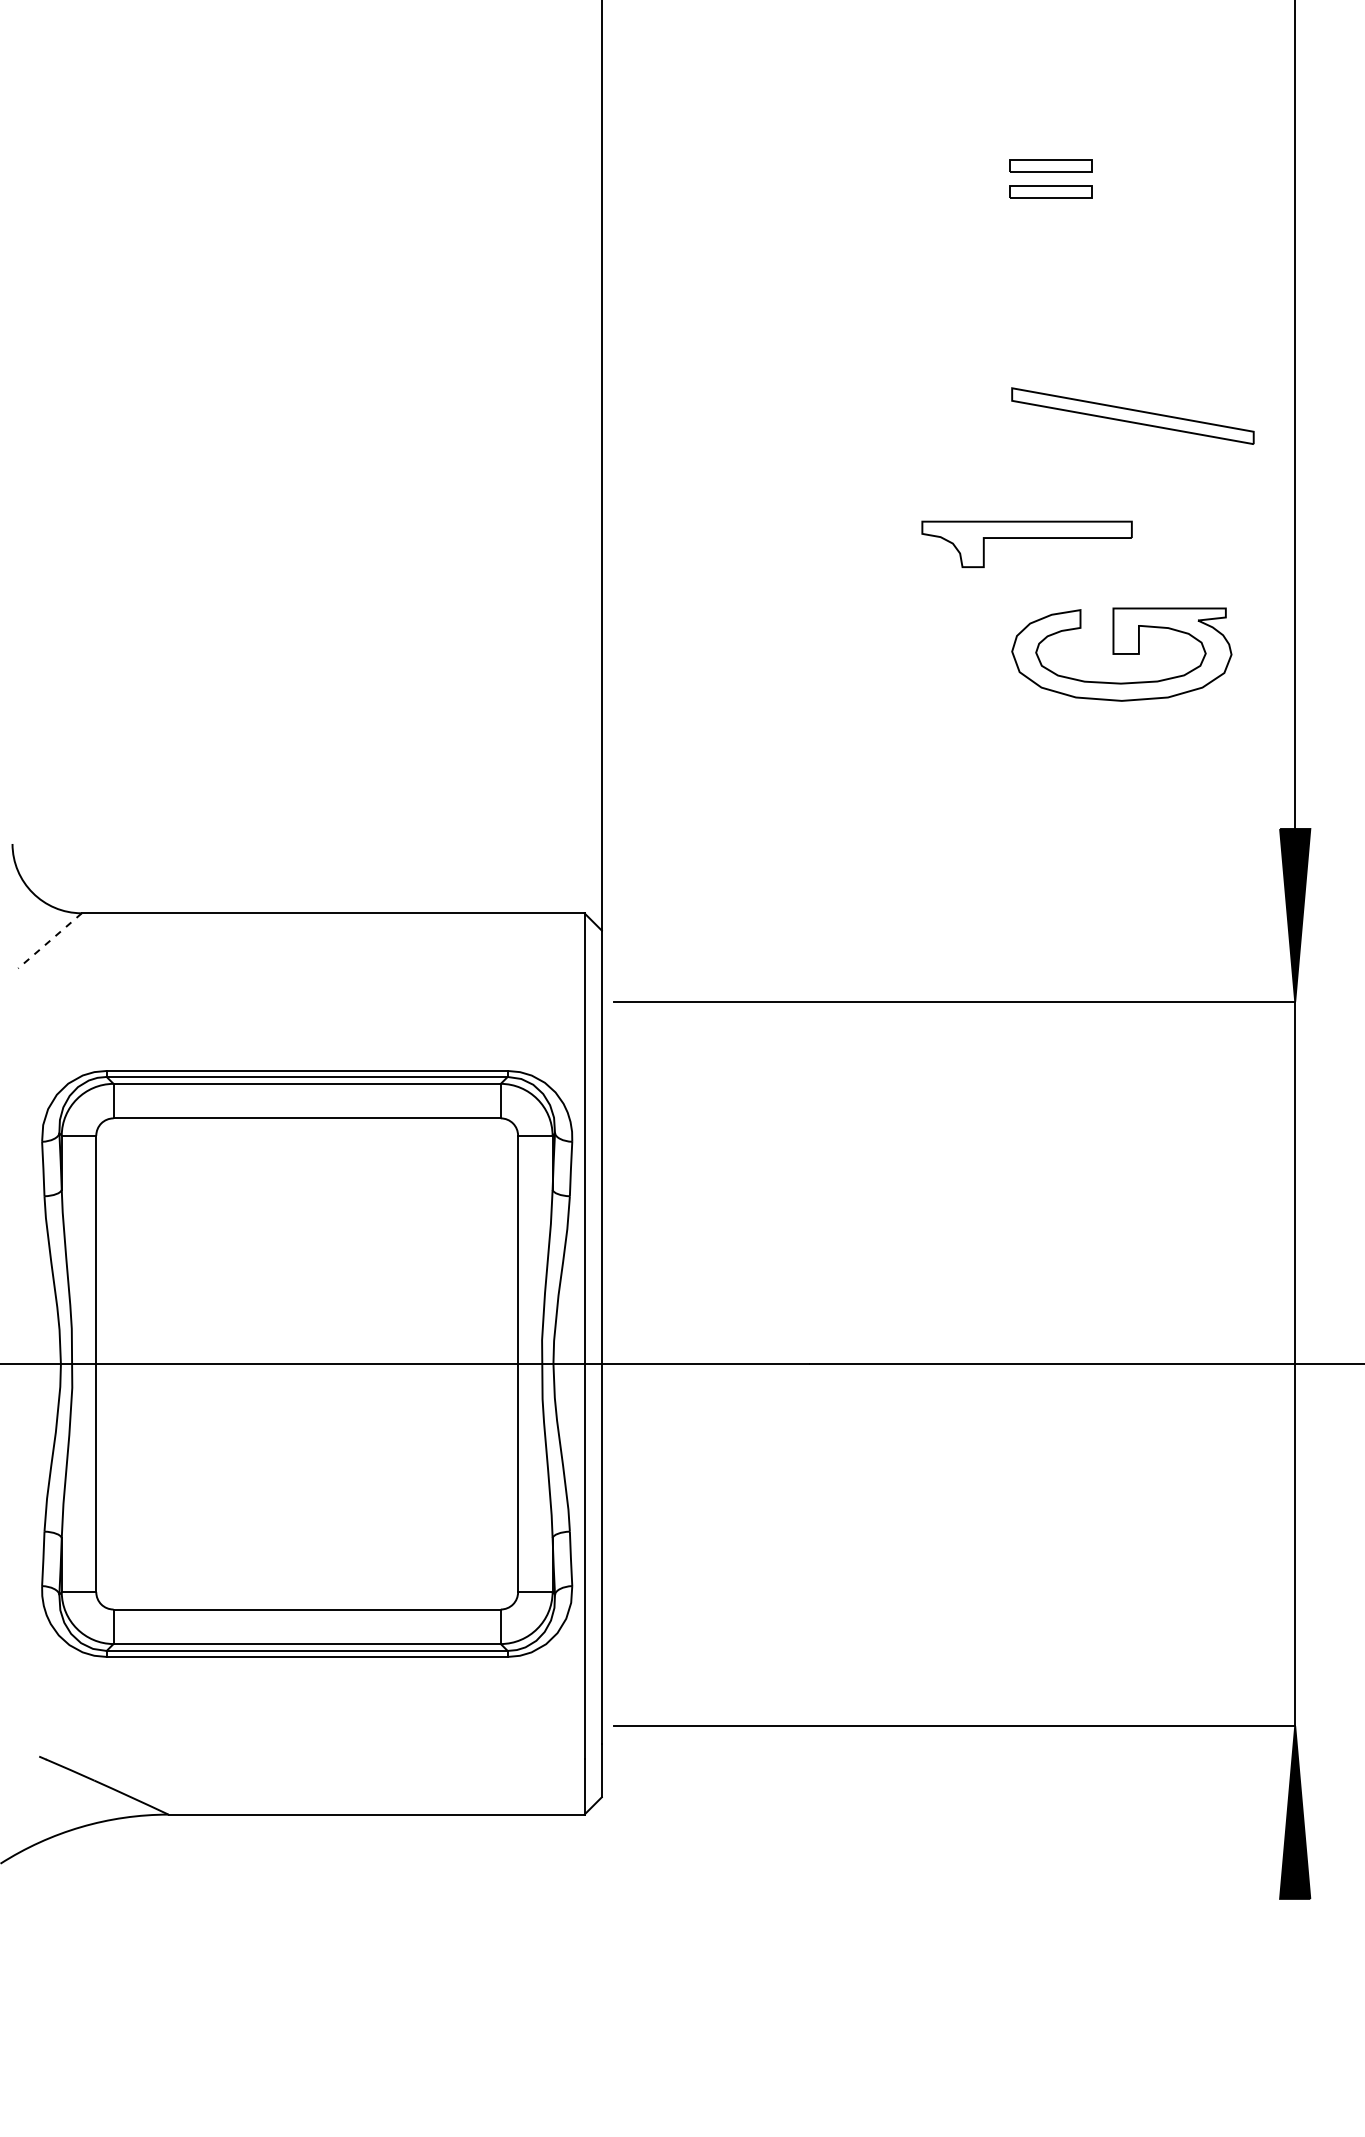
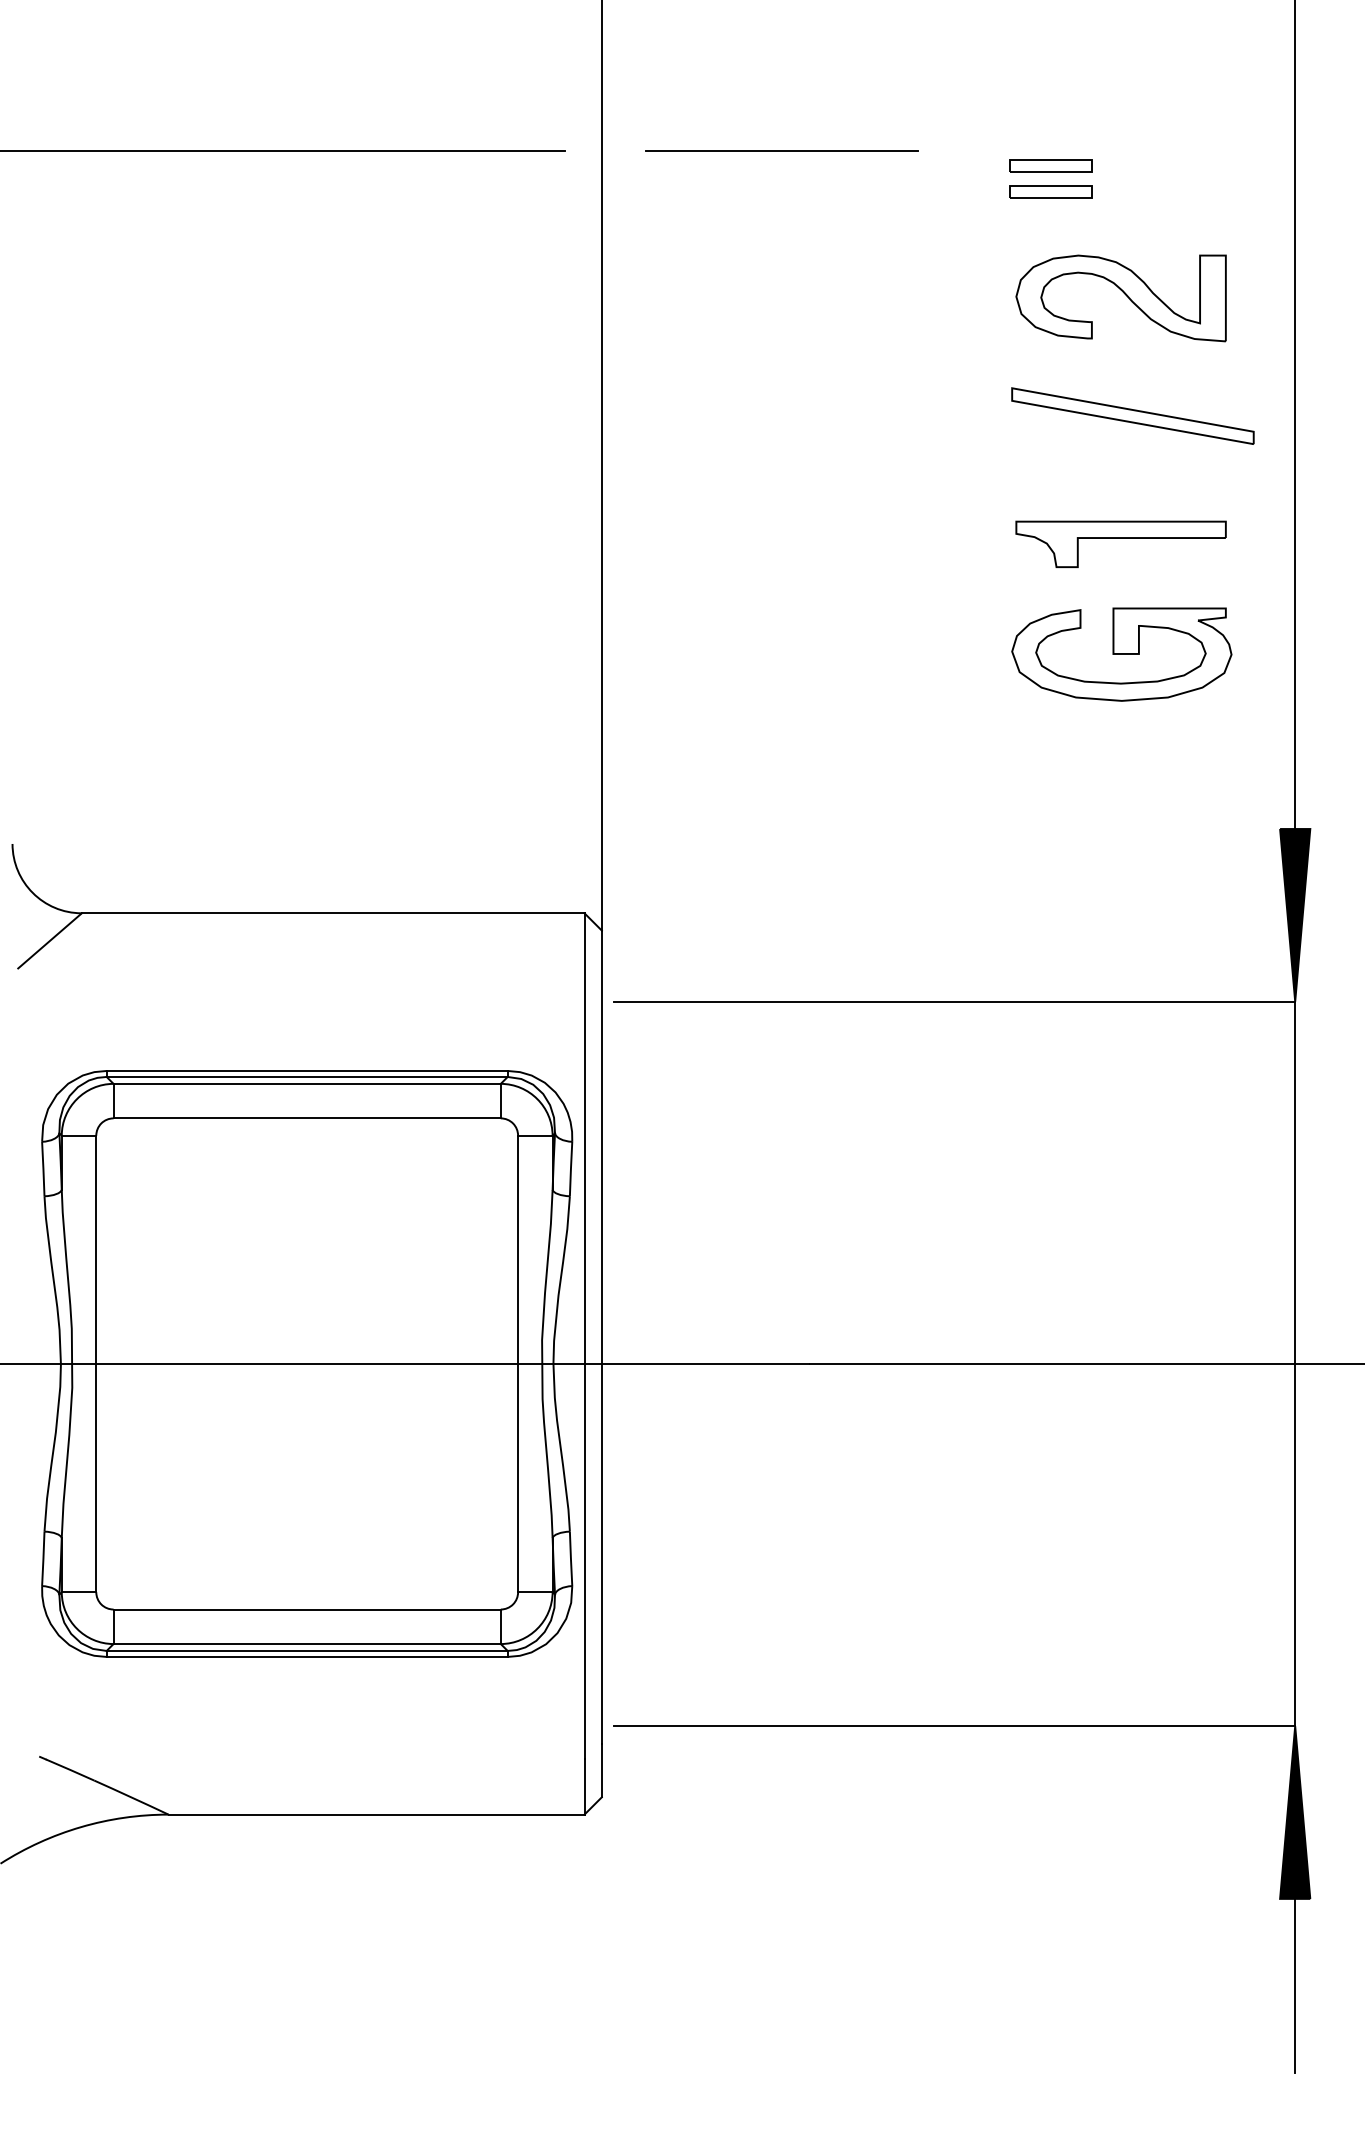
line: none -> present (283, 150)
line: none -> present (781, 150)
part: none -> present (1120, 298)
part position: (1026, 543) -> (1120, 543) (1120, 543)
line: dashed -> solid (49, 941)
line: none -> present (1295, 1985)
